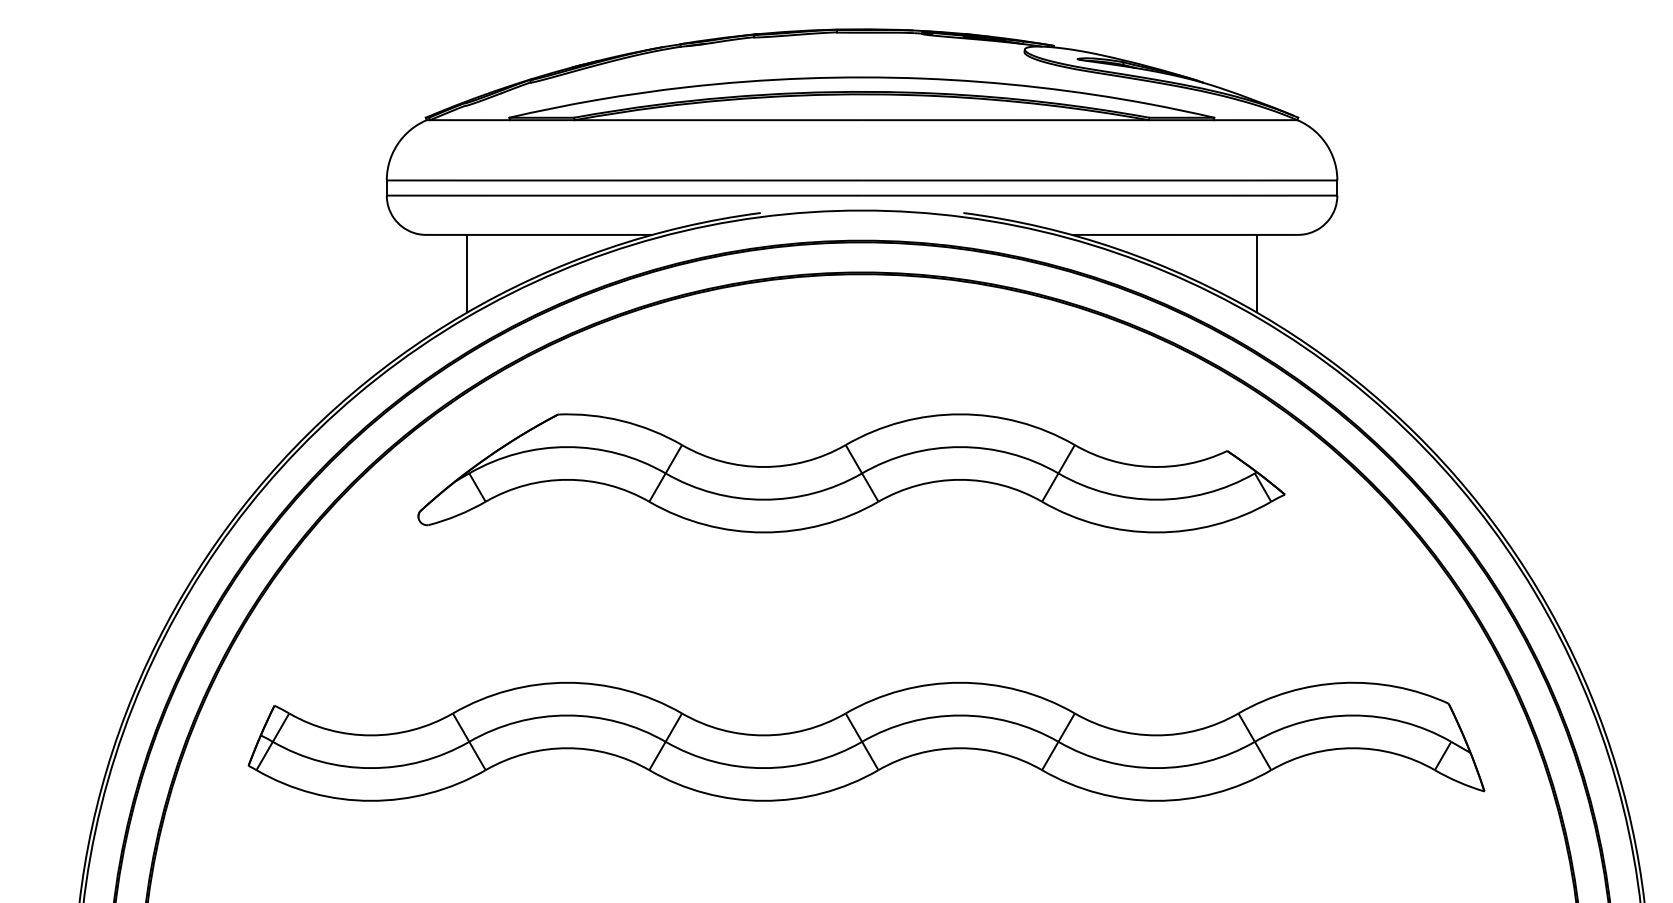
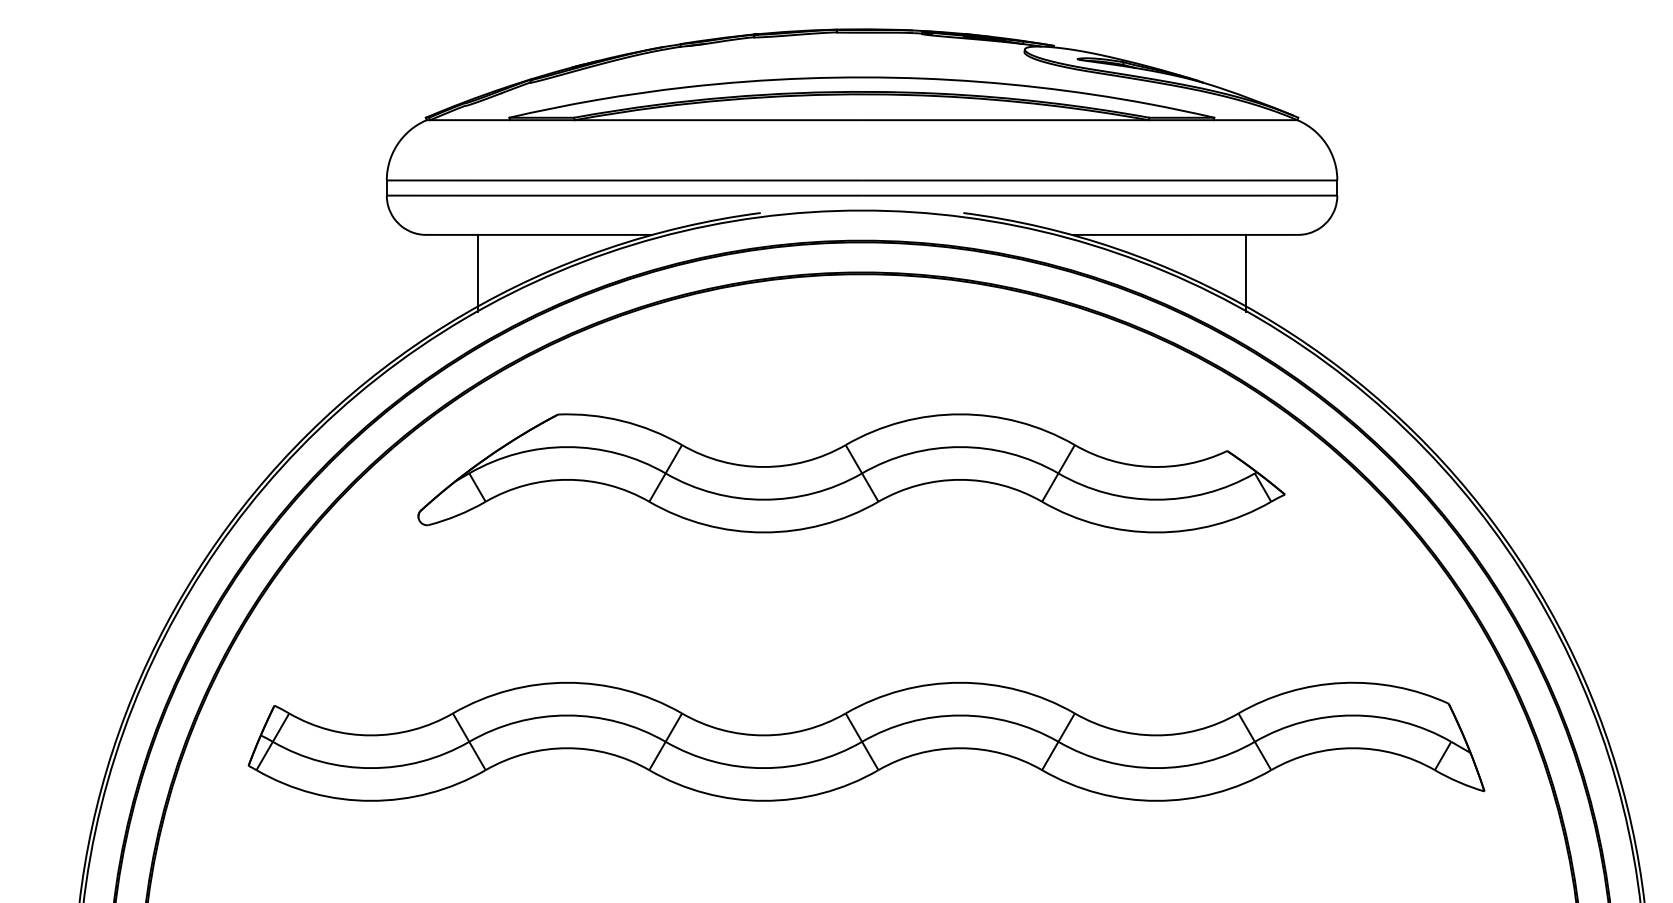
line position: (467, 273) -> (478, 273) (478, 273)
line position: (1256, 273) -> (1245, 273) (1245, 273)
